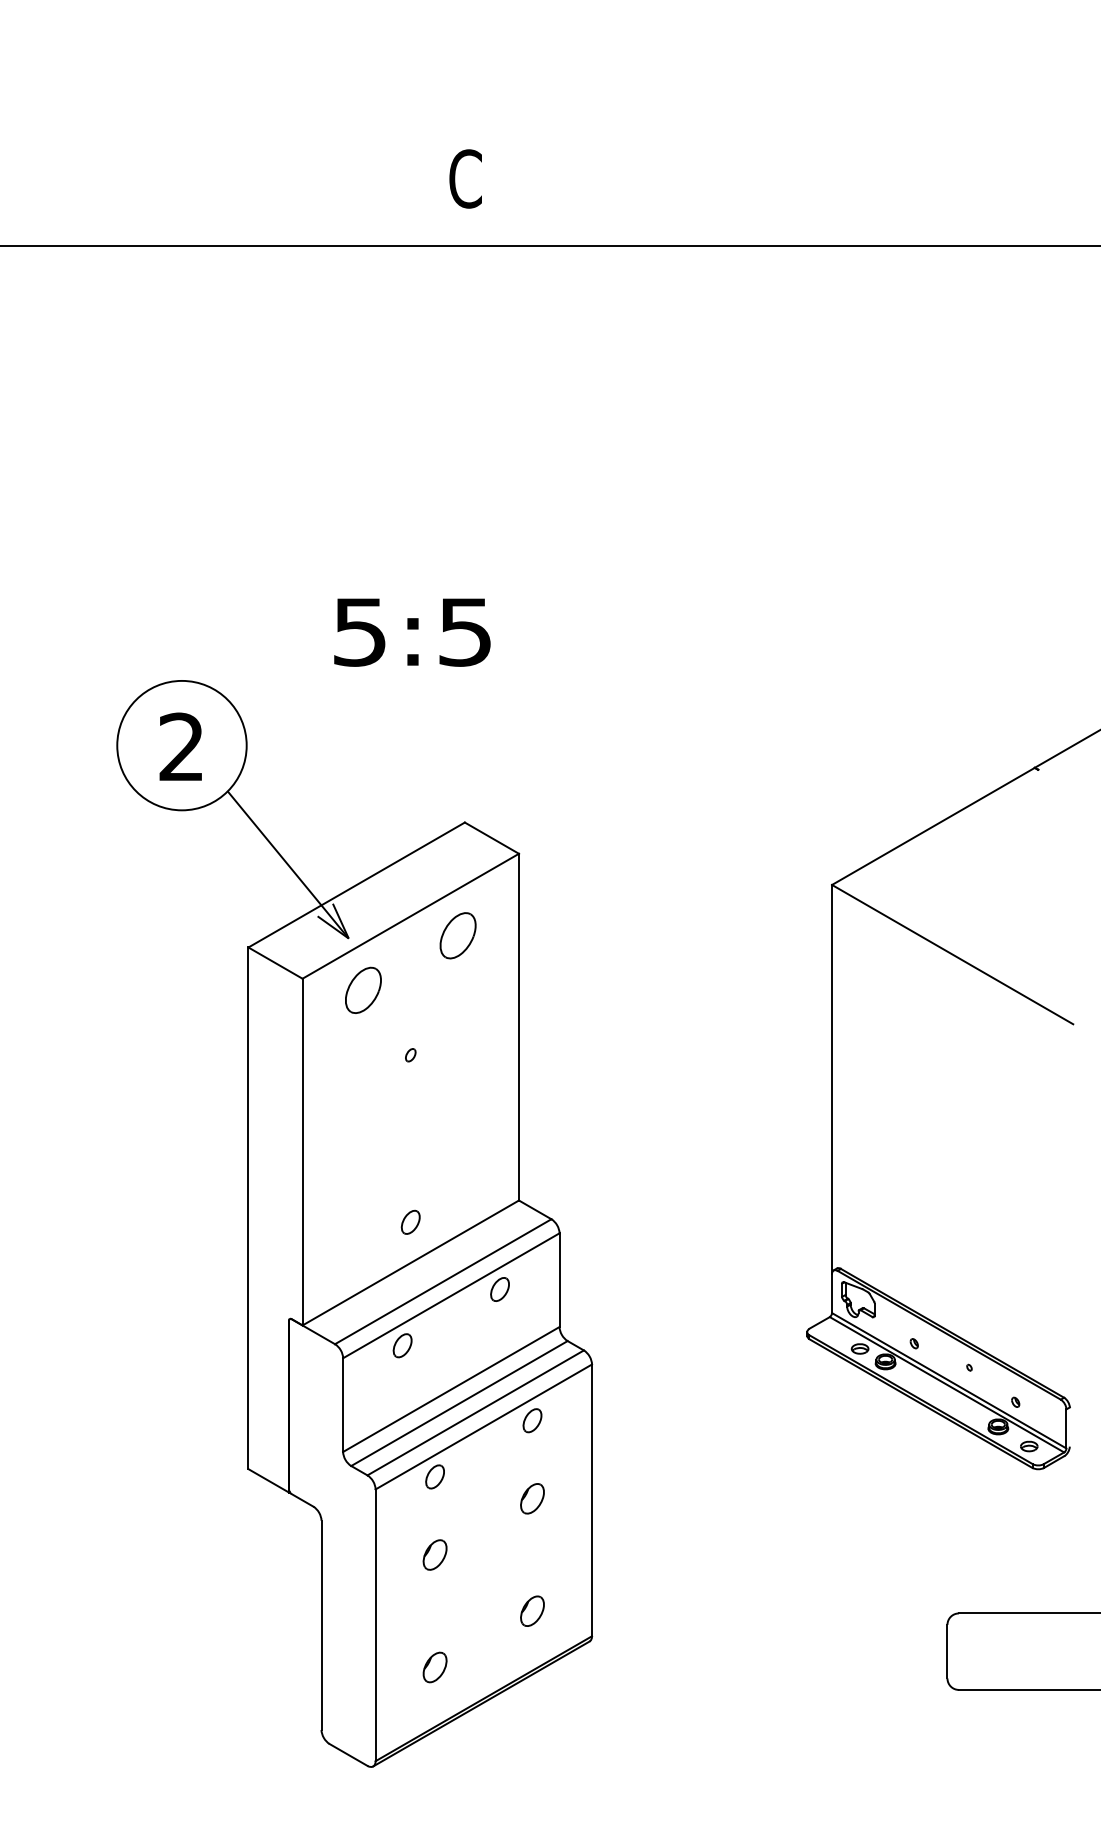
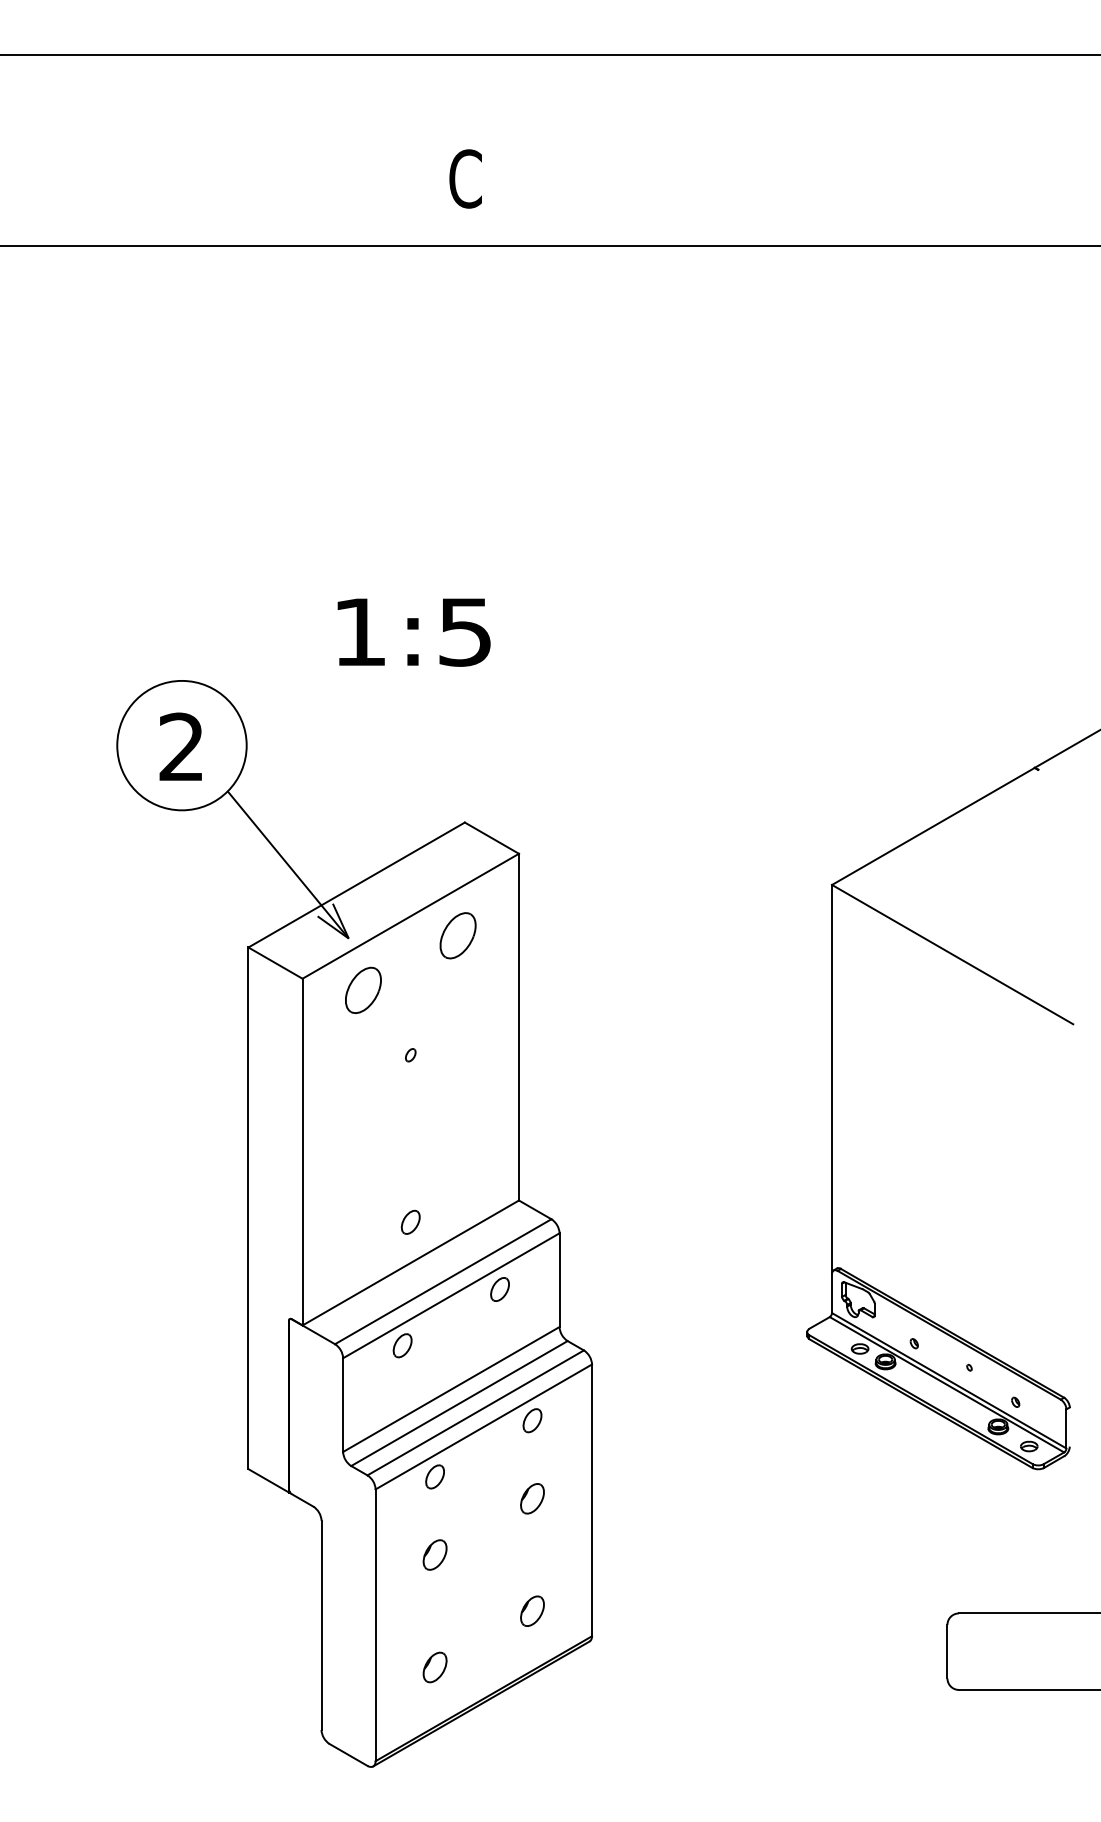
line: none -> present (549, 54)
text: 5:5 -> 1:5 (359, 632)
